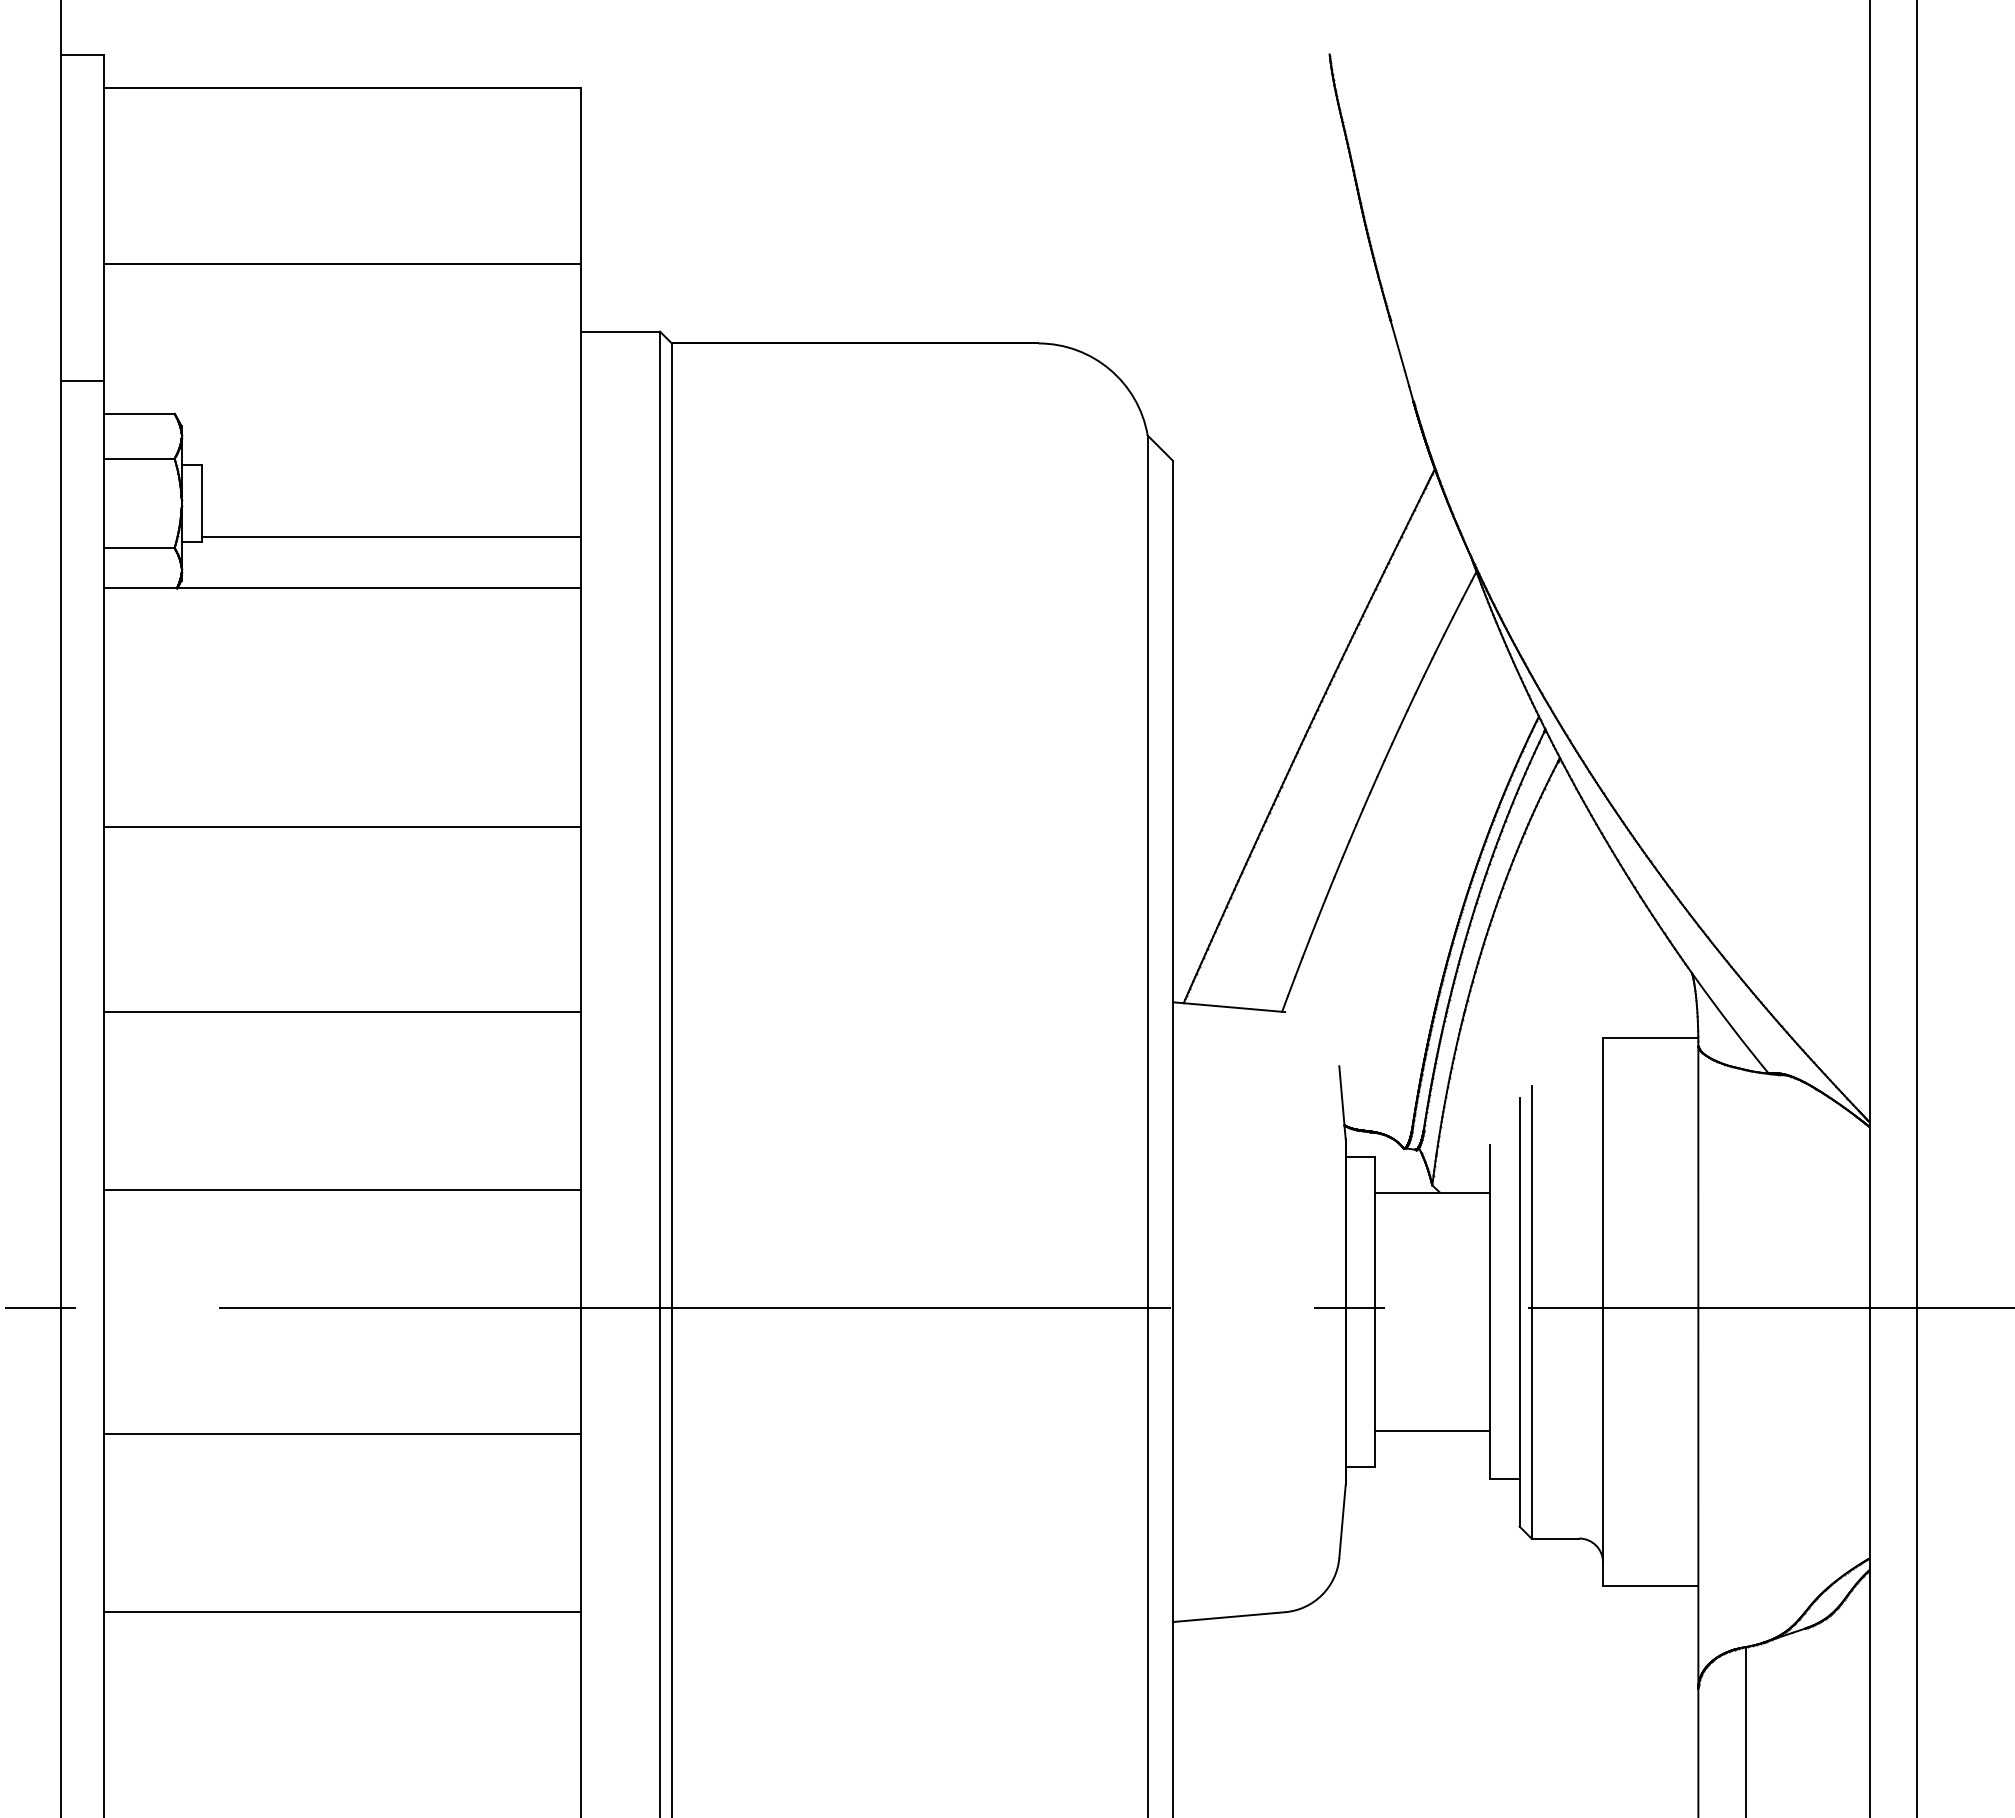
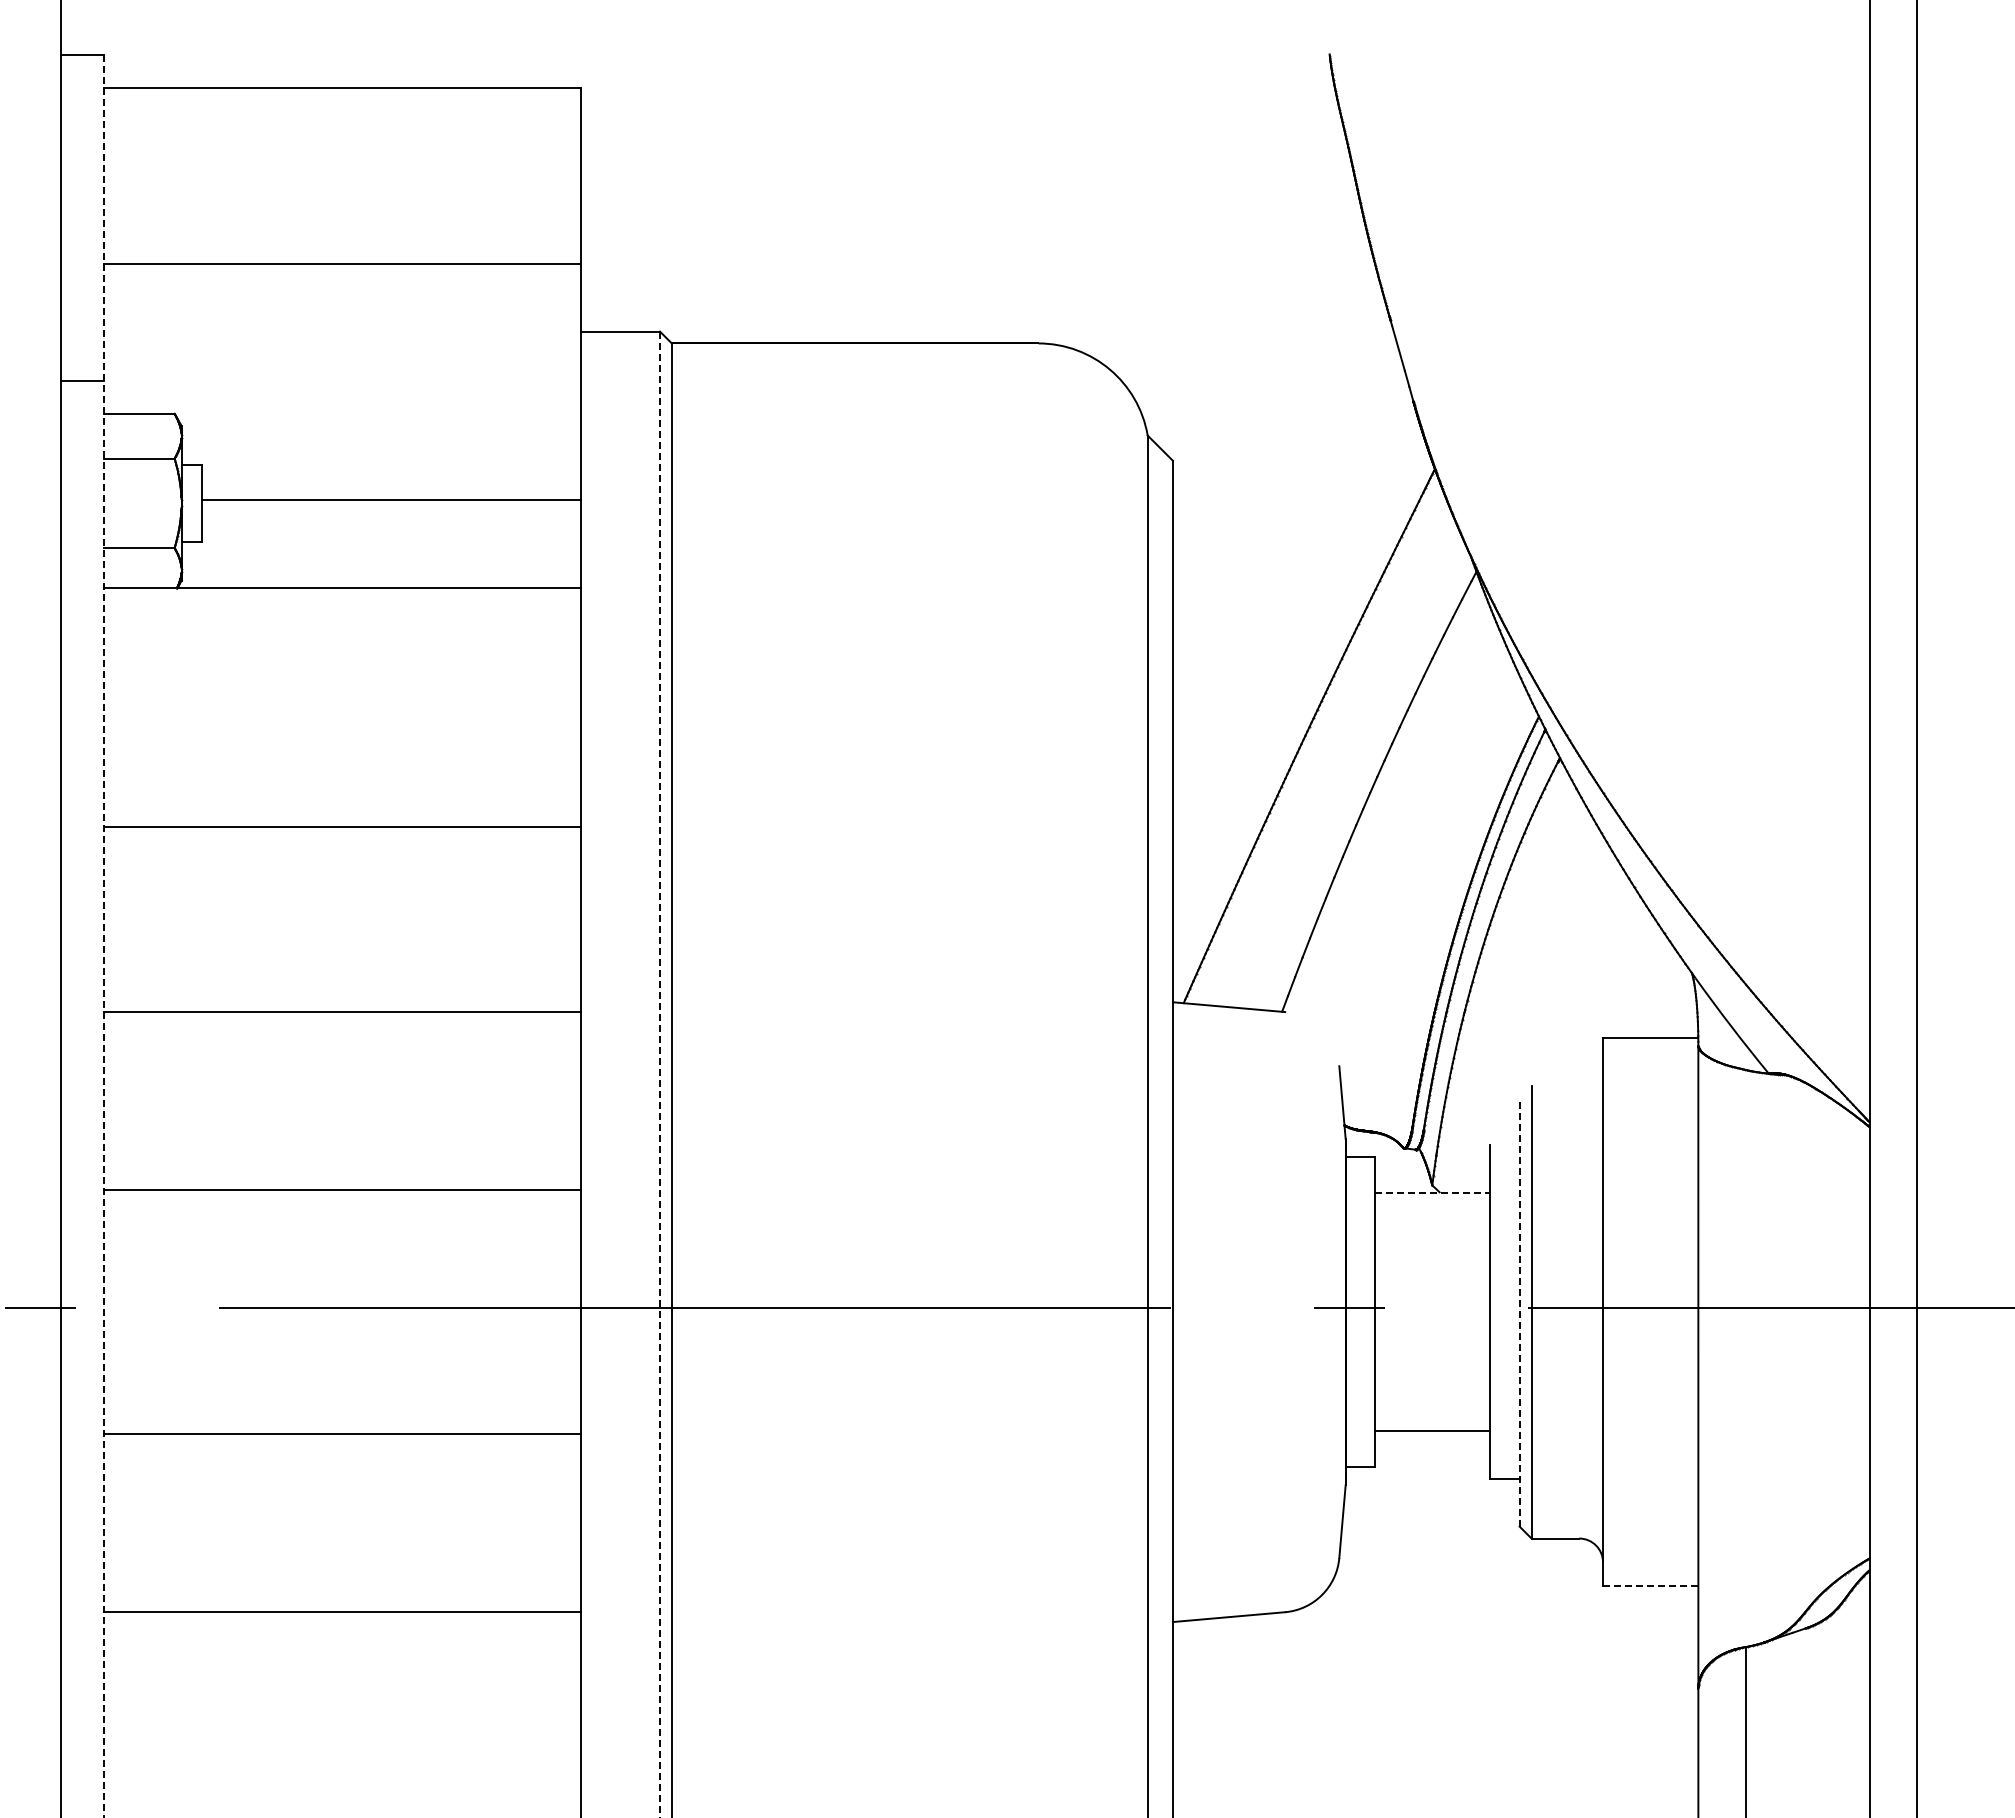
line position: (390, 536) -> (390, 499) (390, 499)
line: solid -> dashed (104, 936)
line: solid -> dashed (659, 1075)
line: solid -> dashed (1433, 1193)
line: solid -> dashed (1519, 1311)
line: solid -> dashed (1650, 1586)
